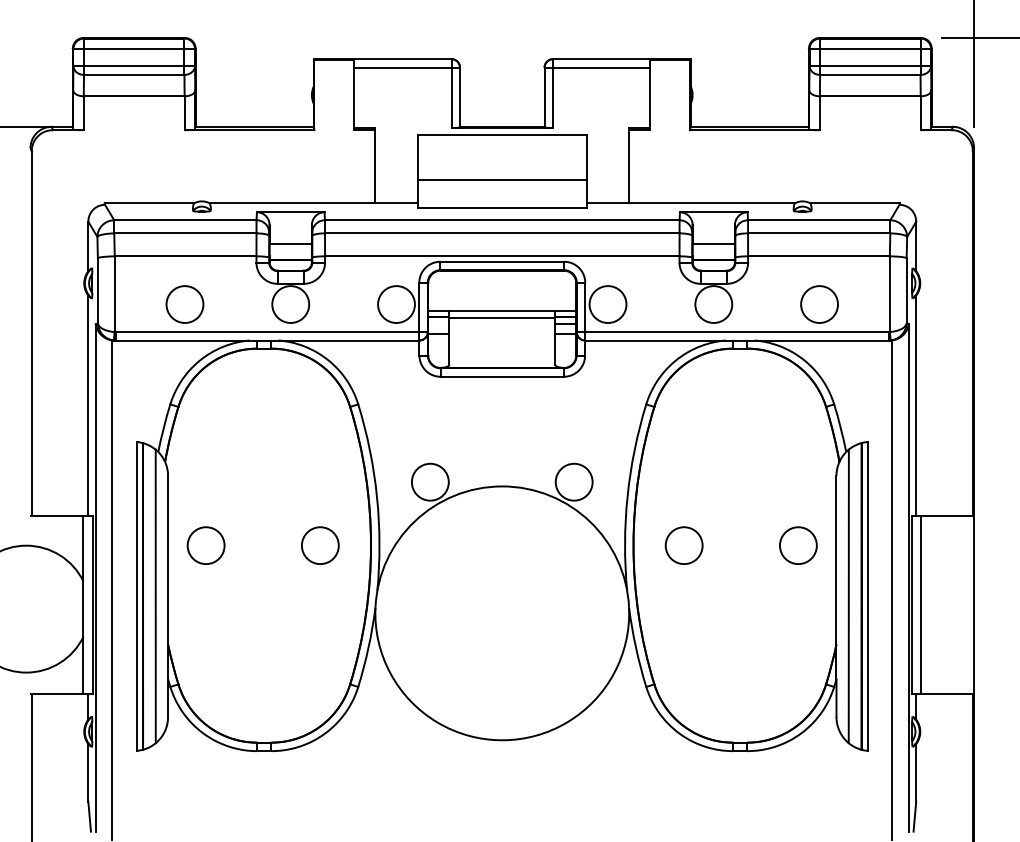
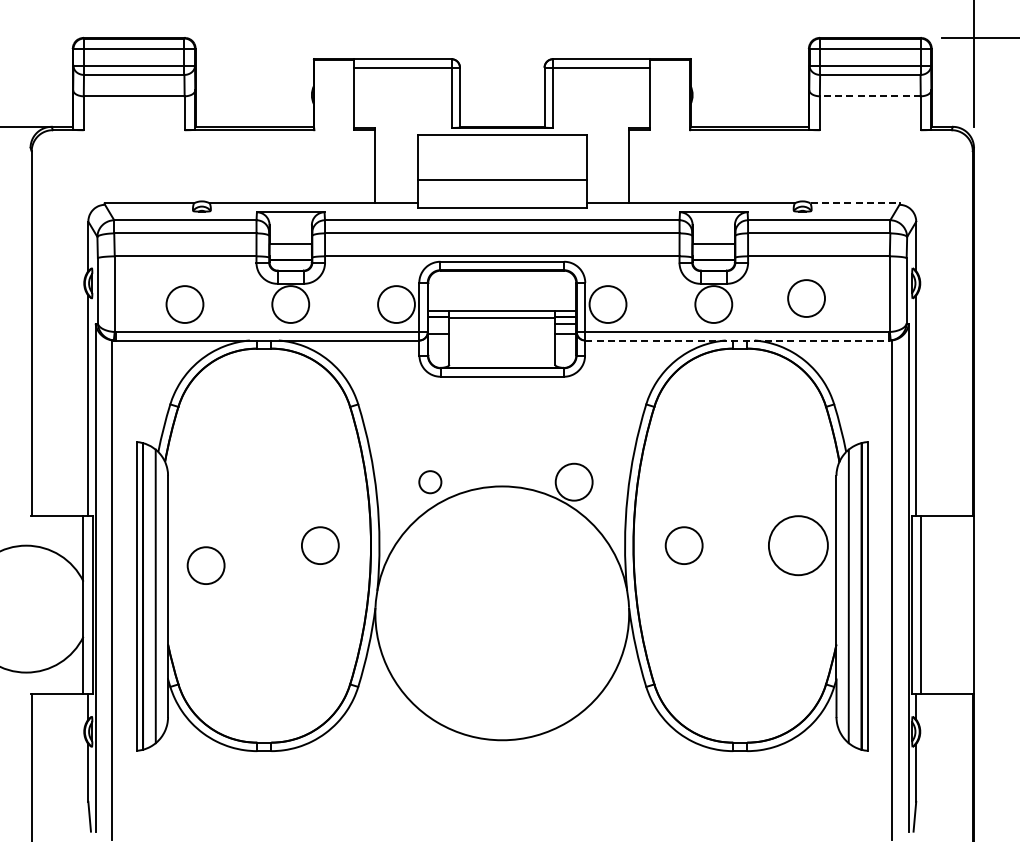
line: solid -> dashed (869, 96)
line: solid -> dashed (855, 203)
circle position: (819, 304) -> (806, 298) (806, 298)
line: solid -> dashed (737, 340)
circle diameter: 37 px -> 22 px (430, 482)
circle position: (205, 545) -> (205, 565) (205, 565)
circle diameter: 37 px -> 59 px (797, 545)
